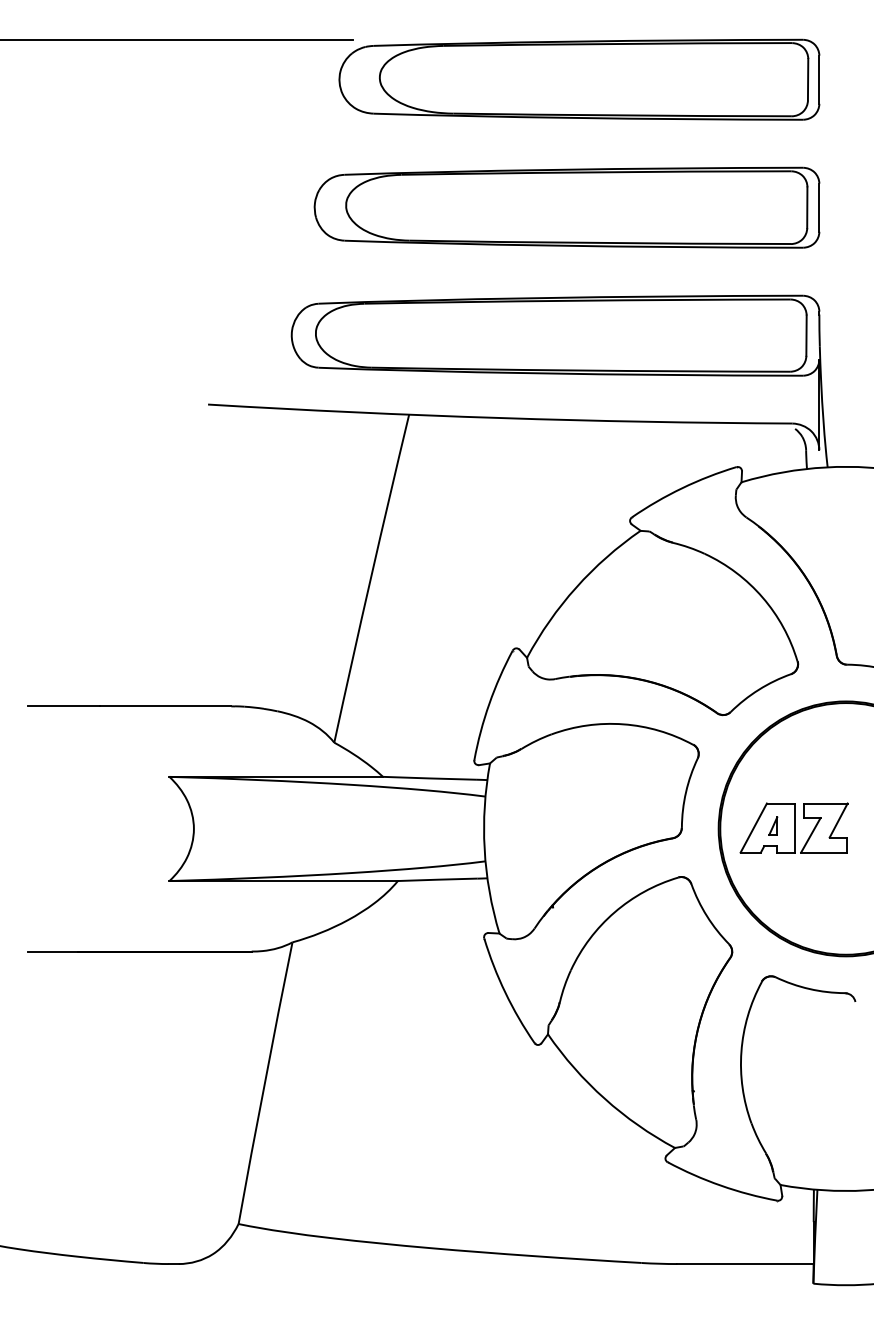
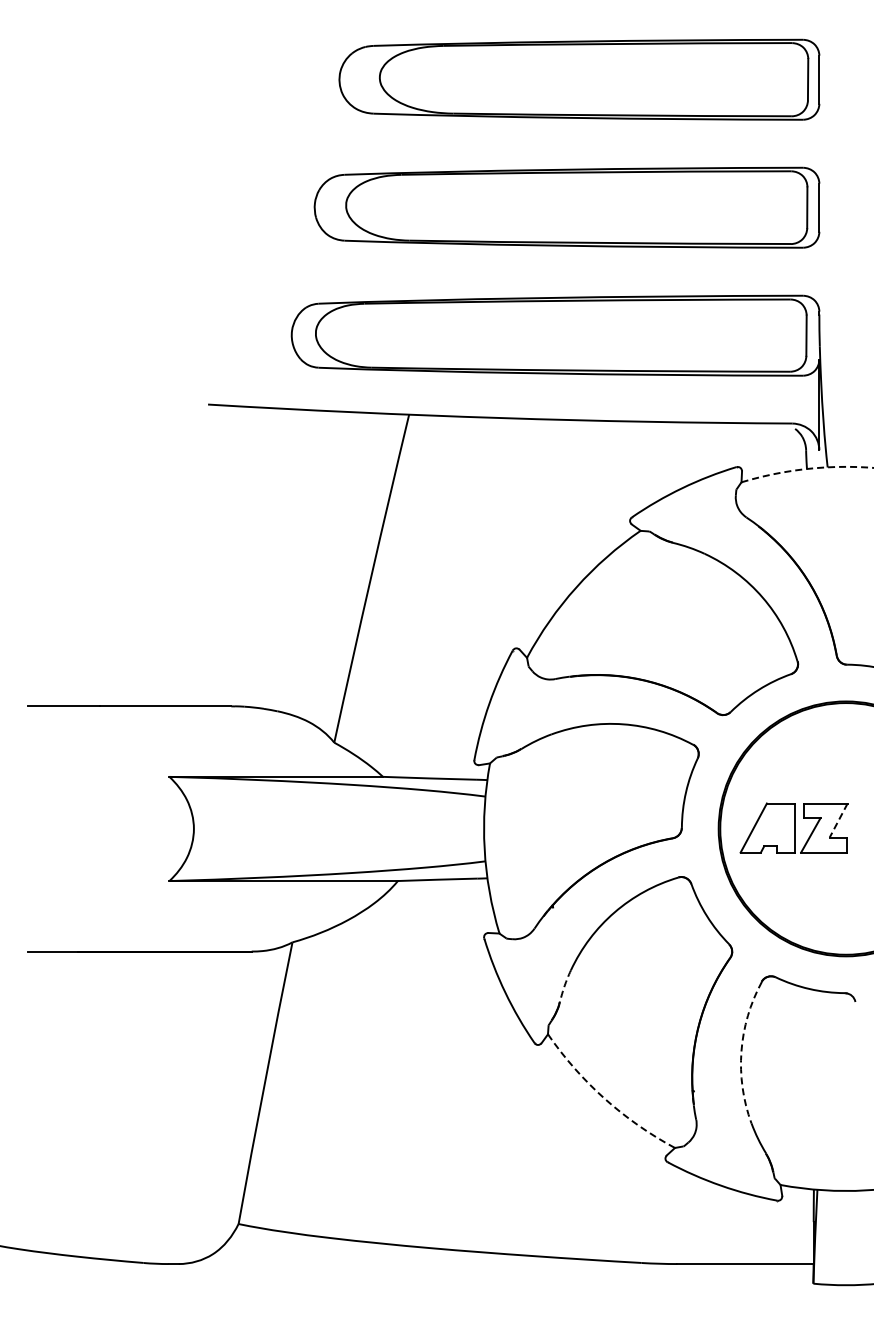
line: present -> none (177, 39)
arc: solid -> dashed (806, 469)
line: solid -> dashed (838, 820)
part: present -> none (773, 825)
arc: solid -> dashed (564, 985)
arc: solid -> dashed (741, 1051)
arc: solid -> dashed (604, 1098)
